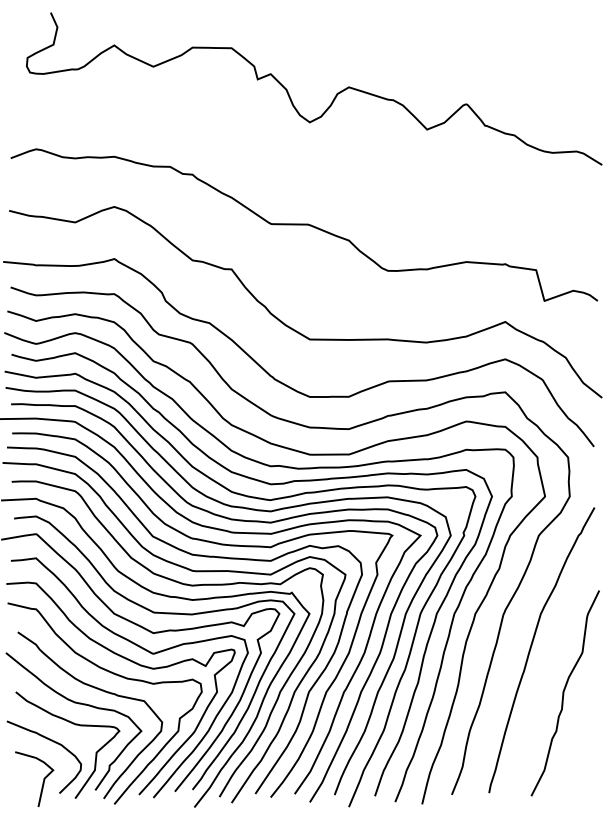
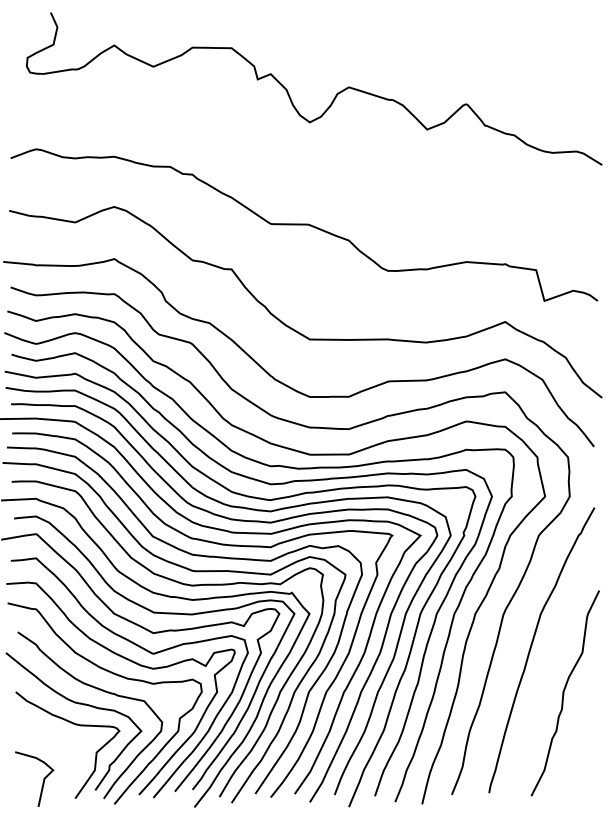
curve: present -> none (51, 741)
